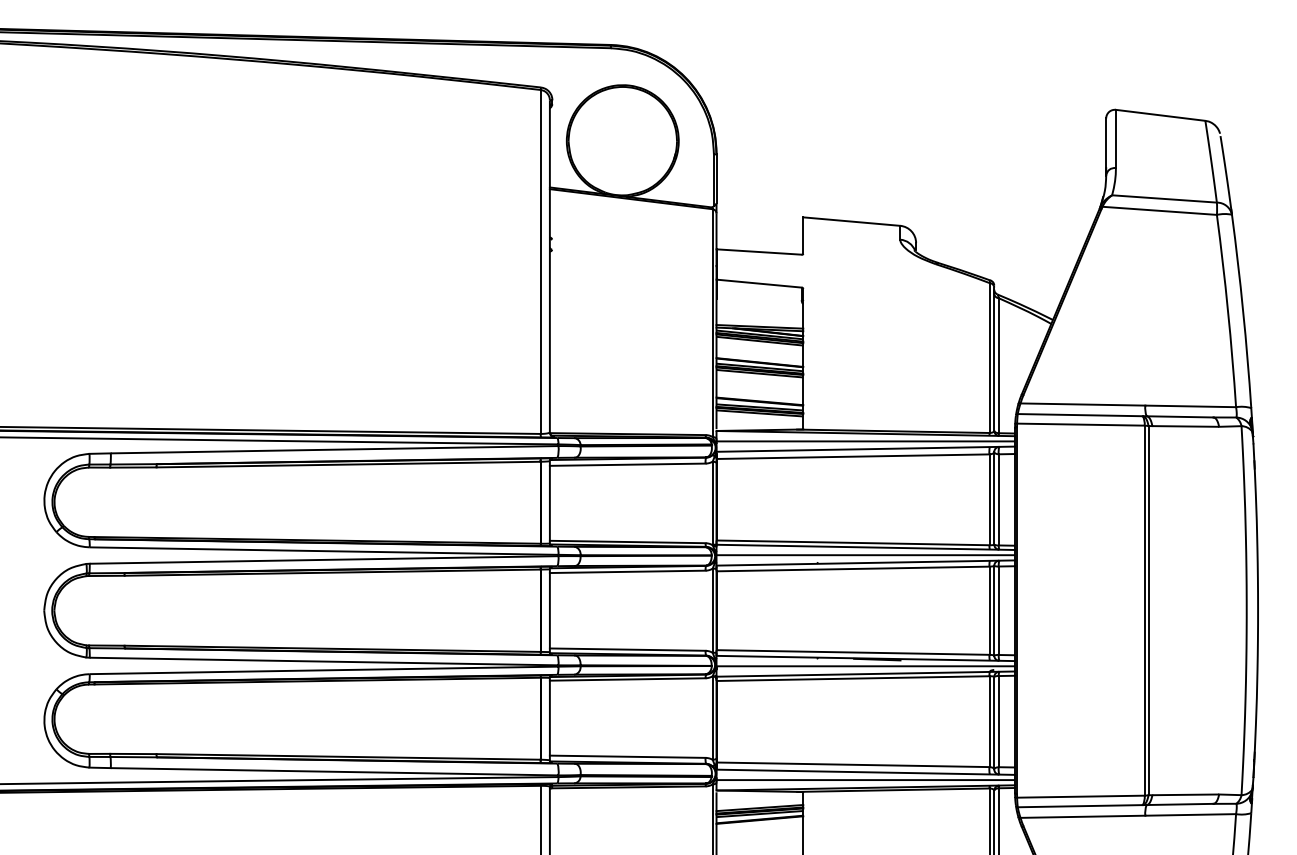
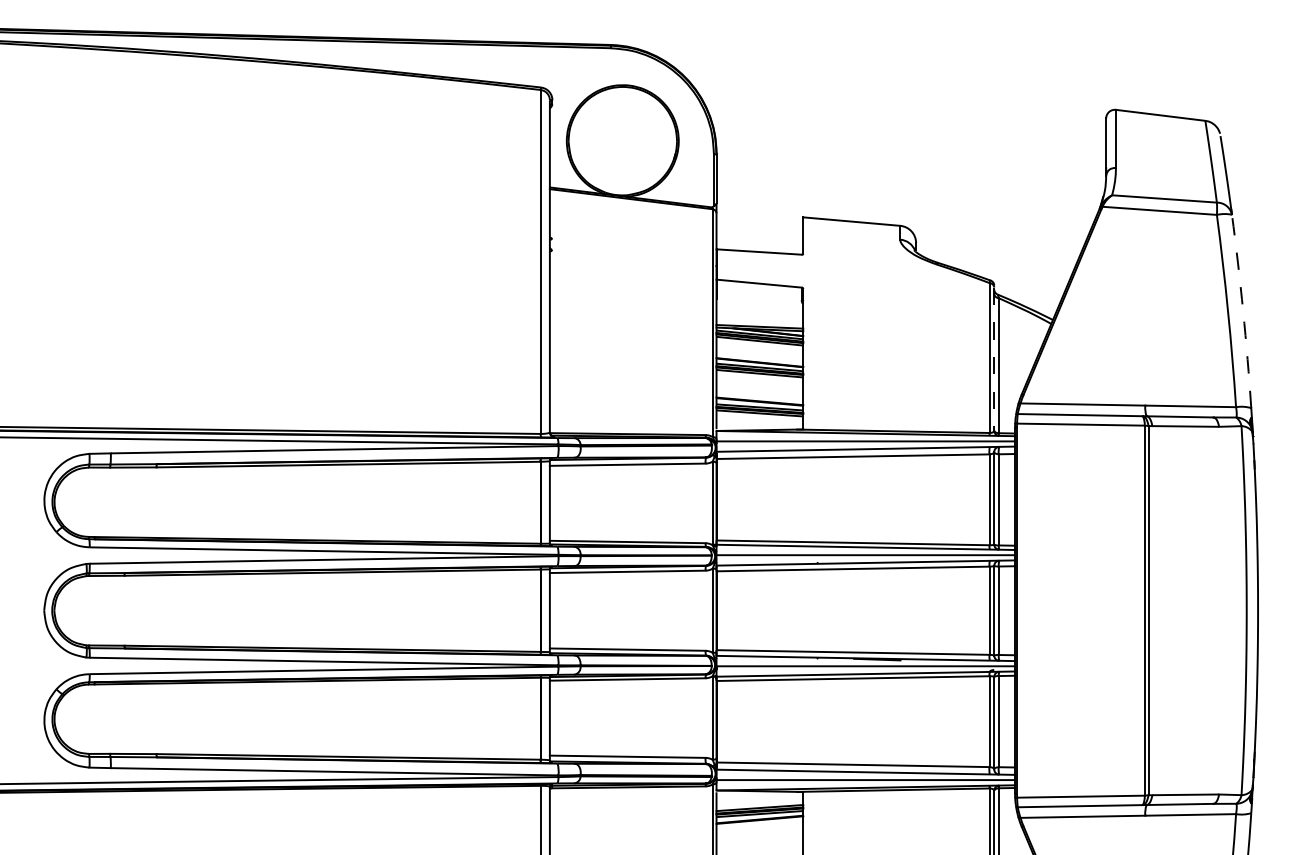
arc: solid -> dashed (1243, 311)
line: solid -> dashed (994, 359)
